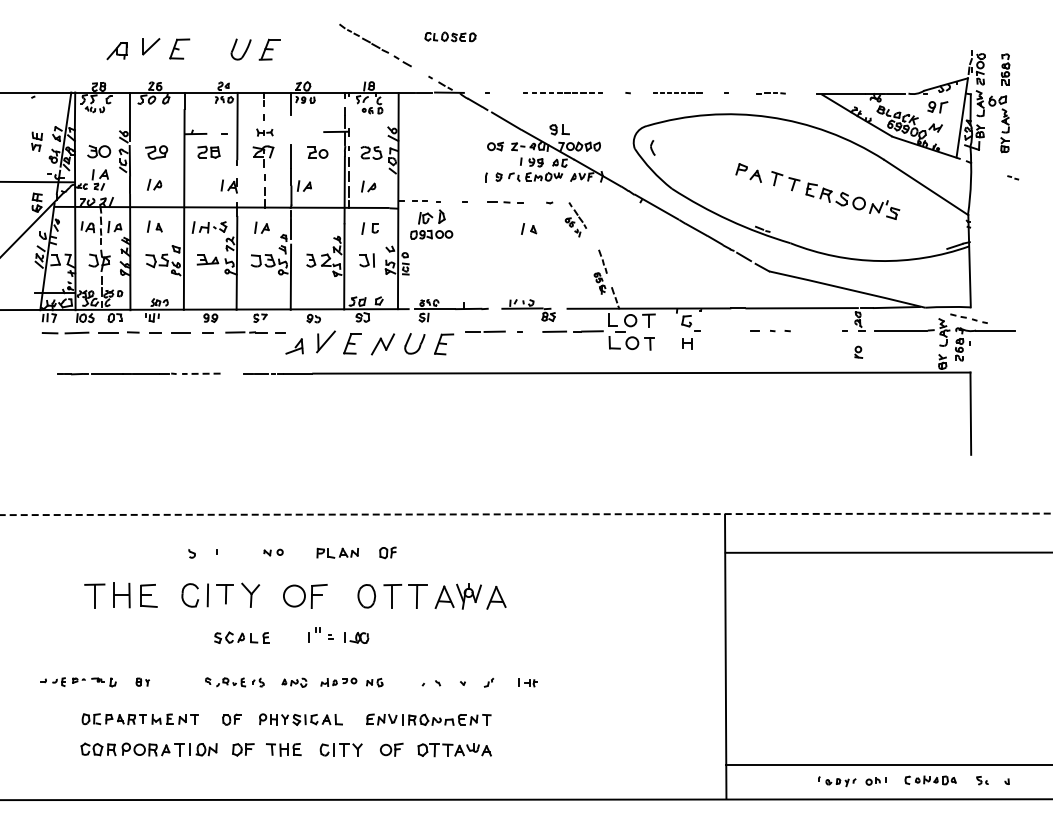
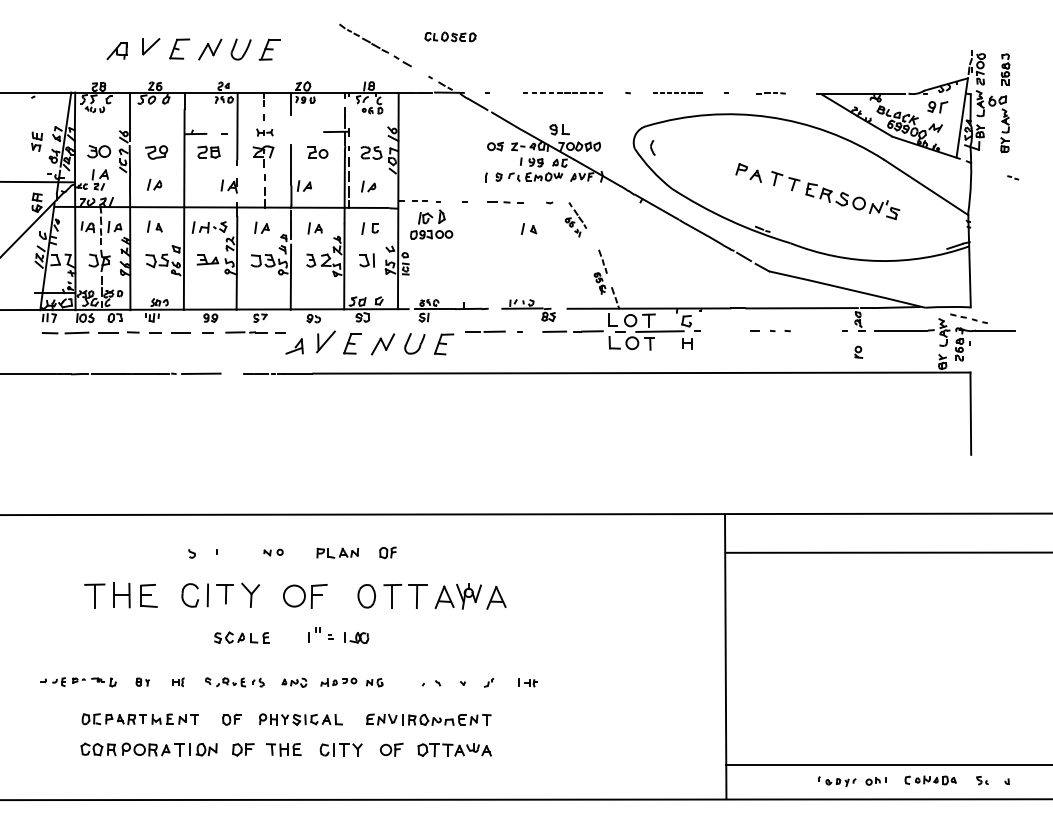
part: none -> present (210, 49)
part: none -> present (314, 228)
line: none -> present (659, 331)
line: dashed -> solid (200, 373)
line: none -> present (28, 374)
line: dashed -> solid (526, 514)
part: none -> present (178, 681)
